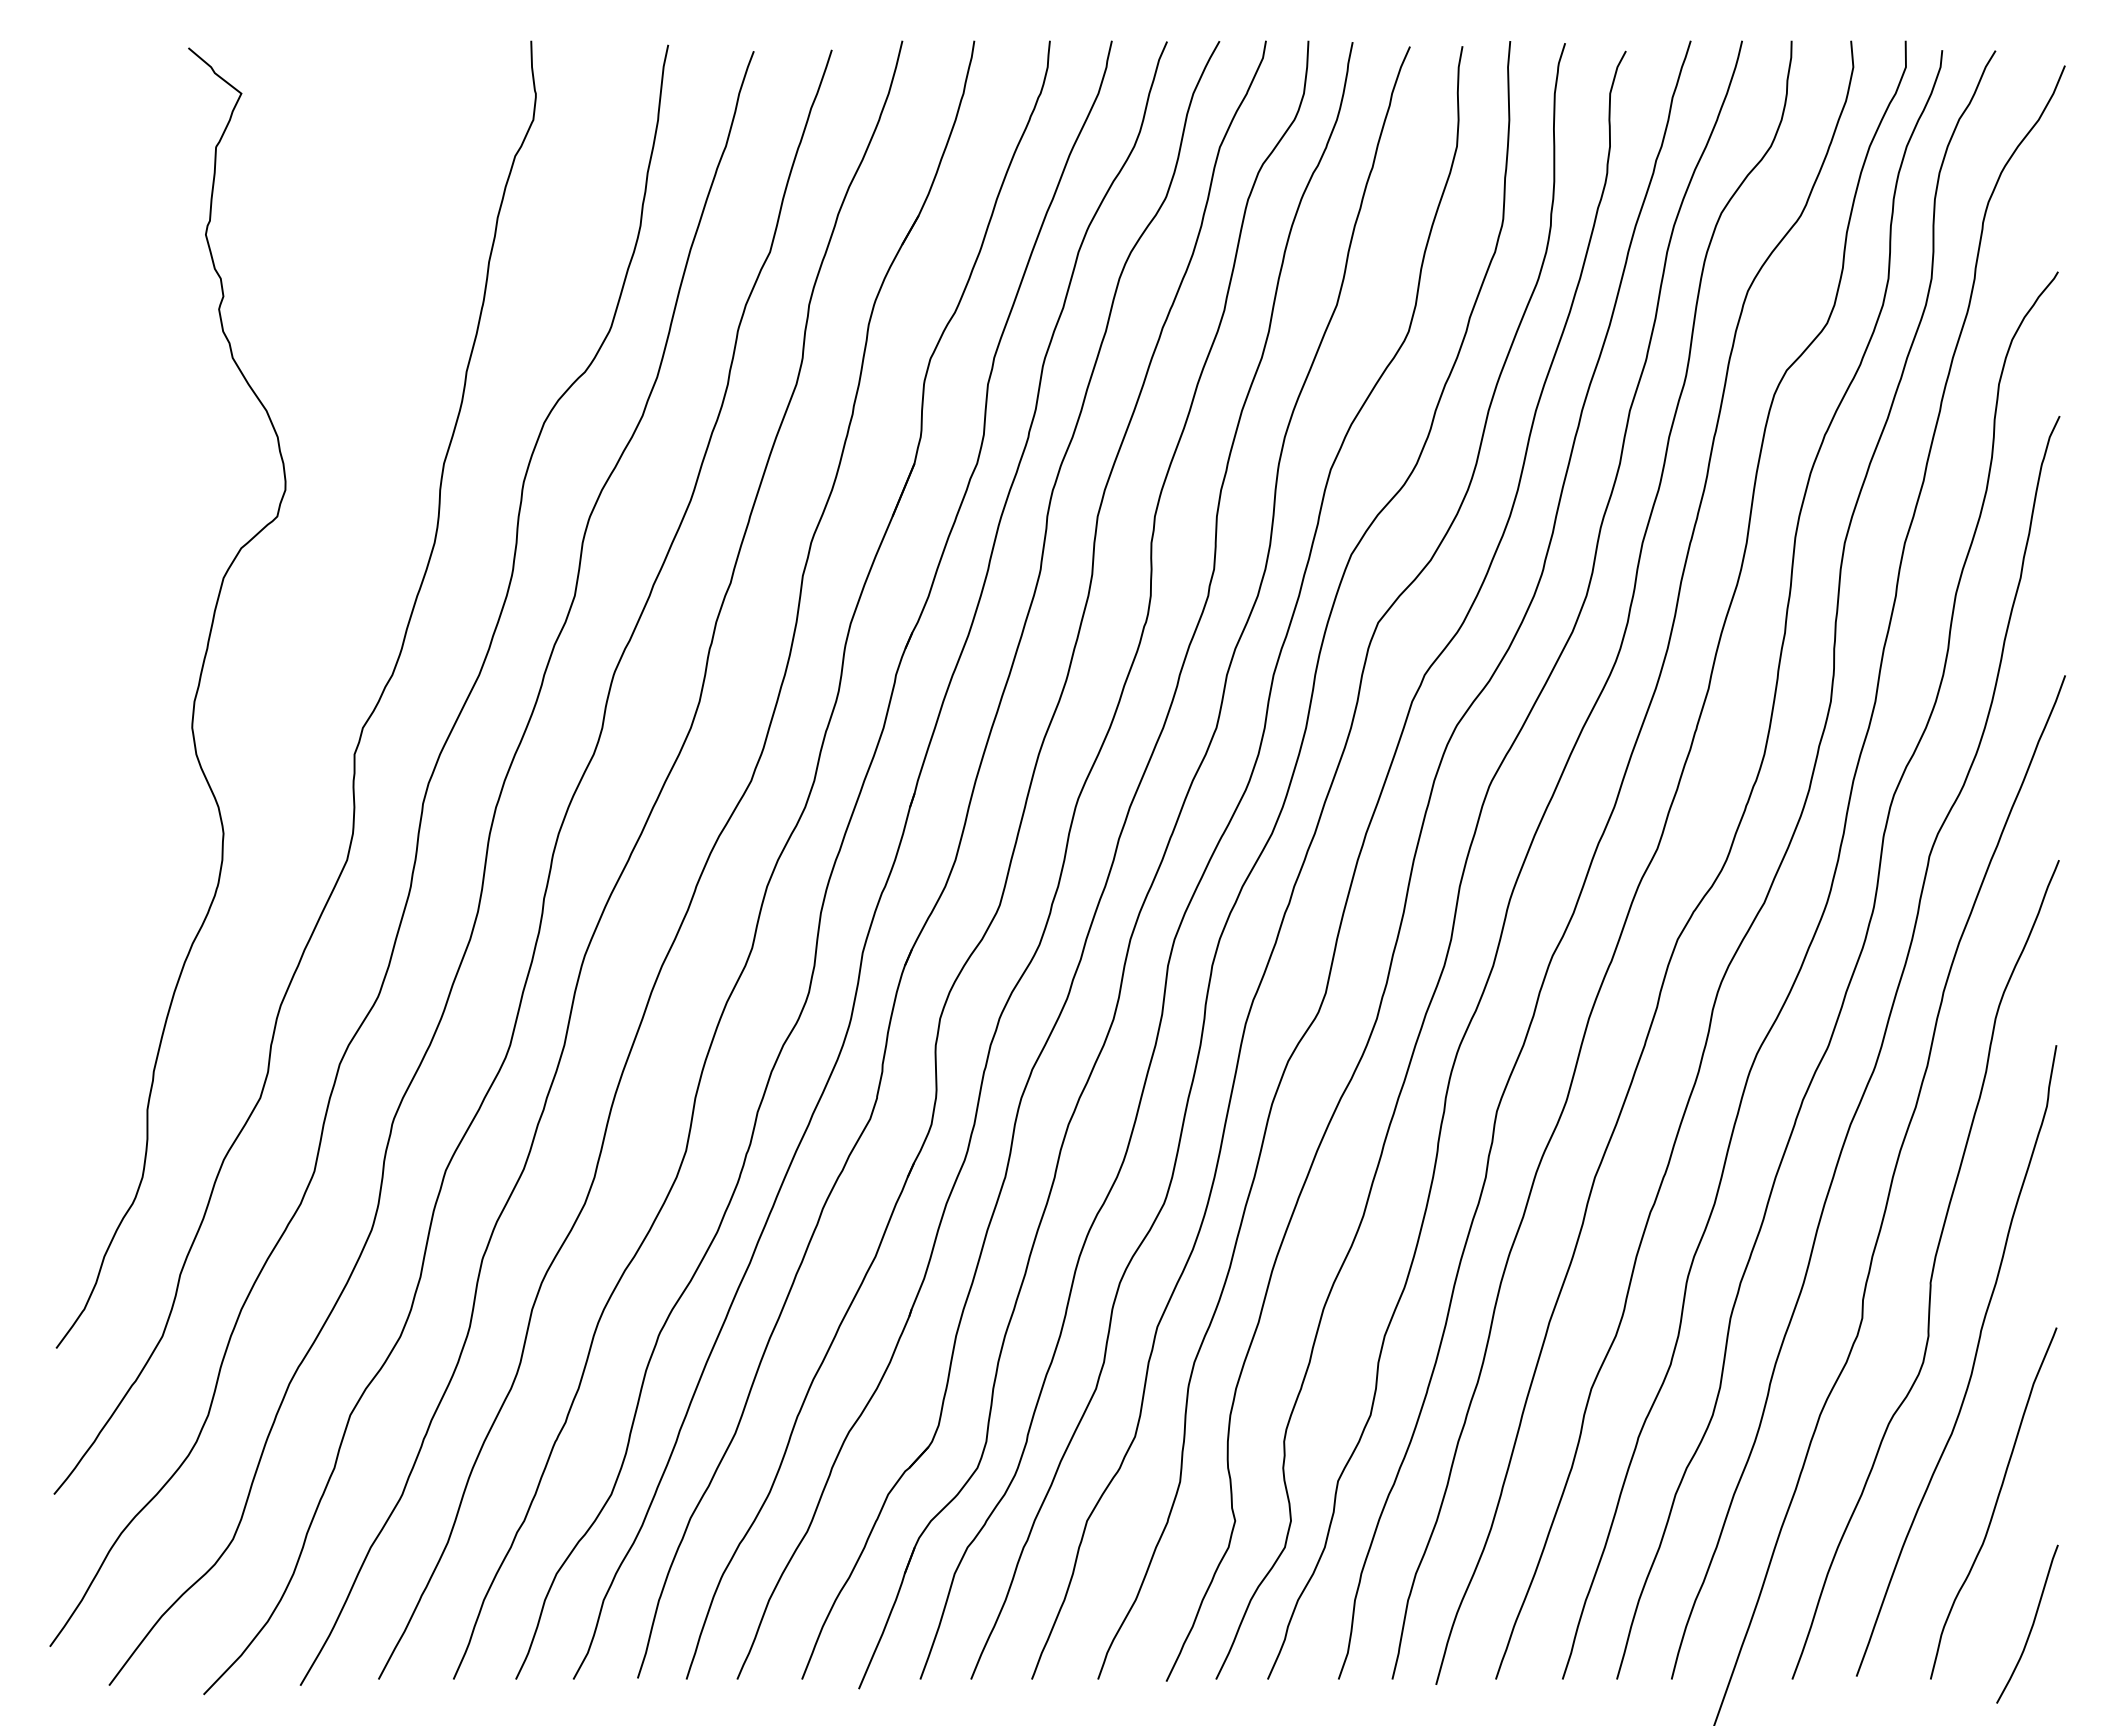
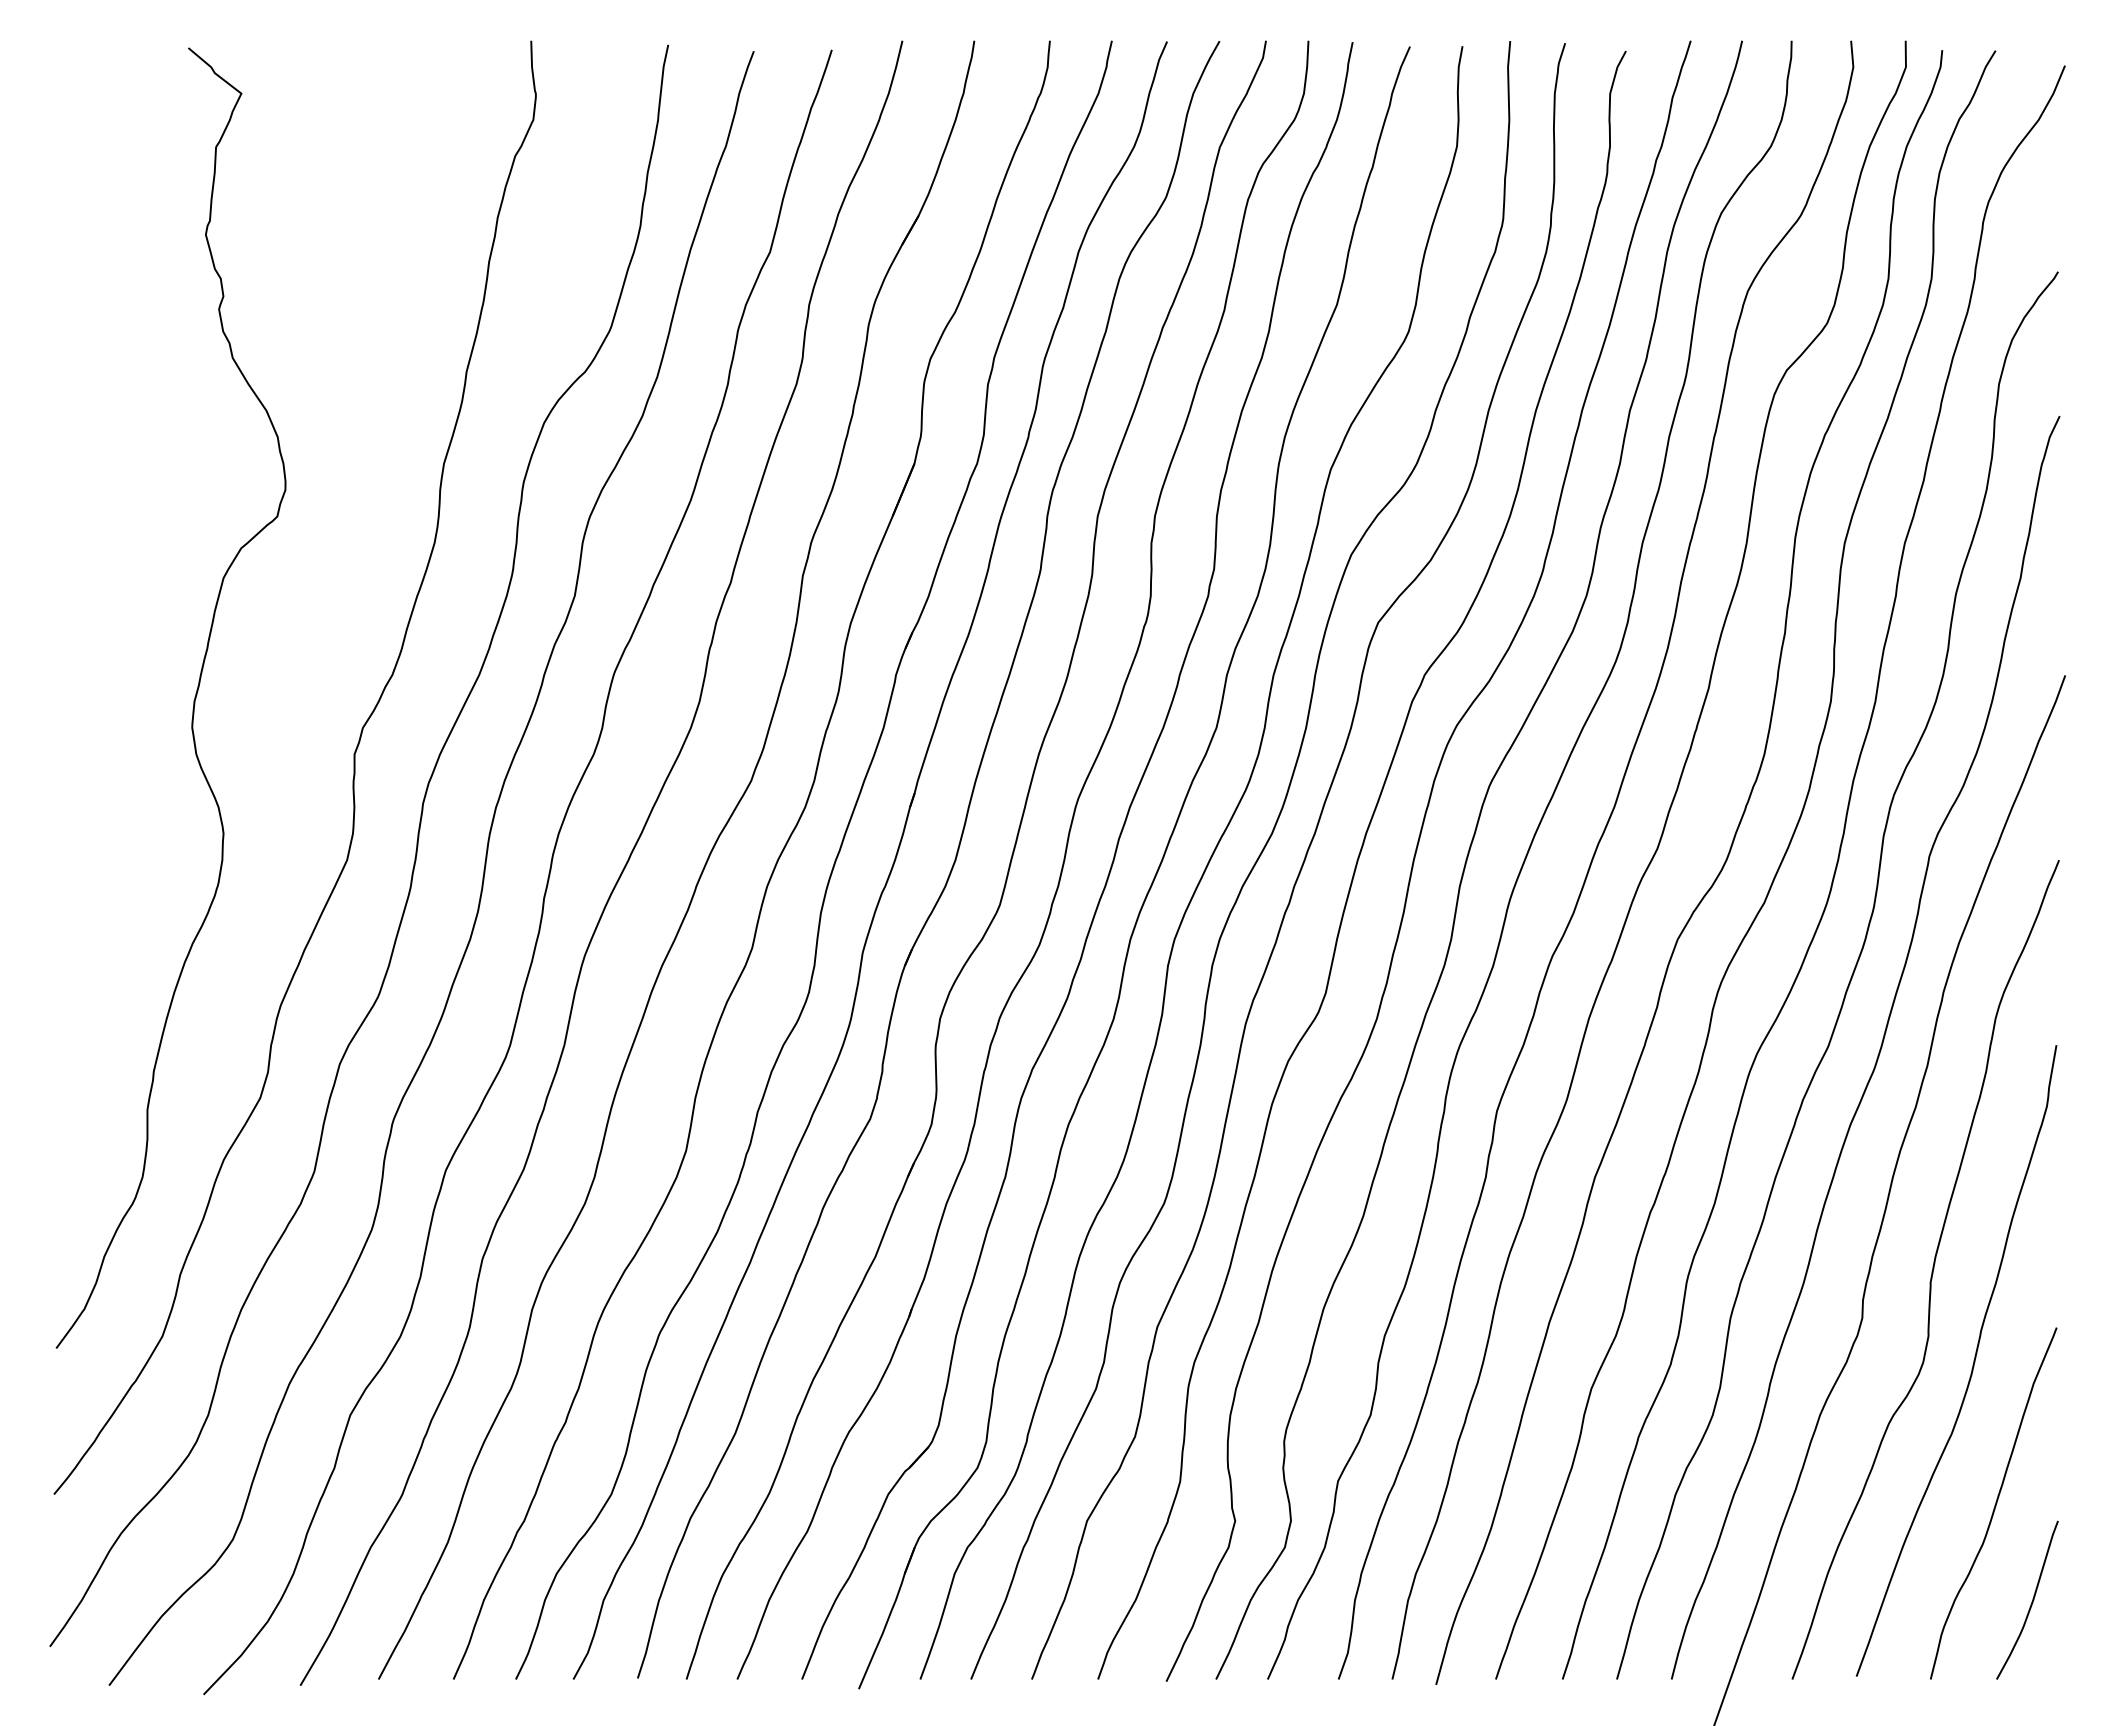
curve position: (2031, 1625) -> (2031, 1601) (2031, 1601)
